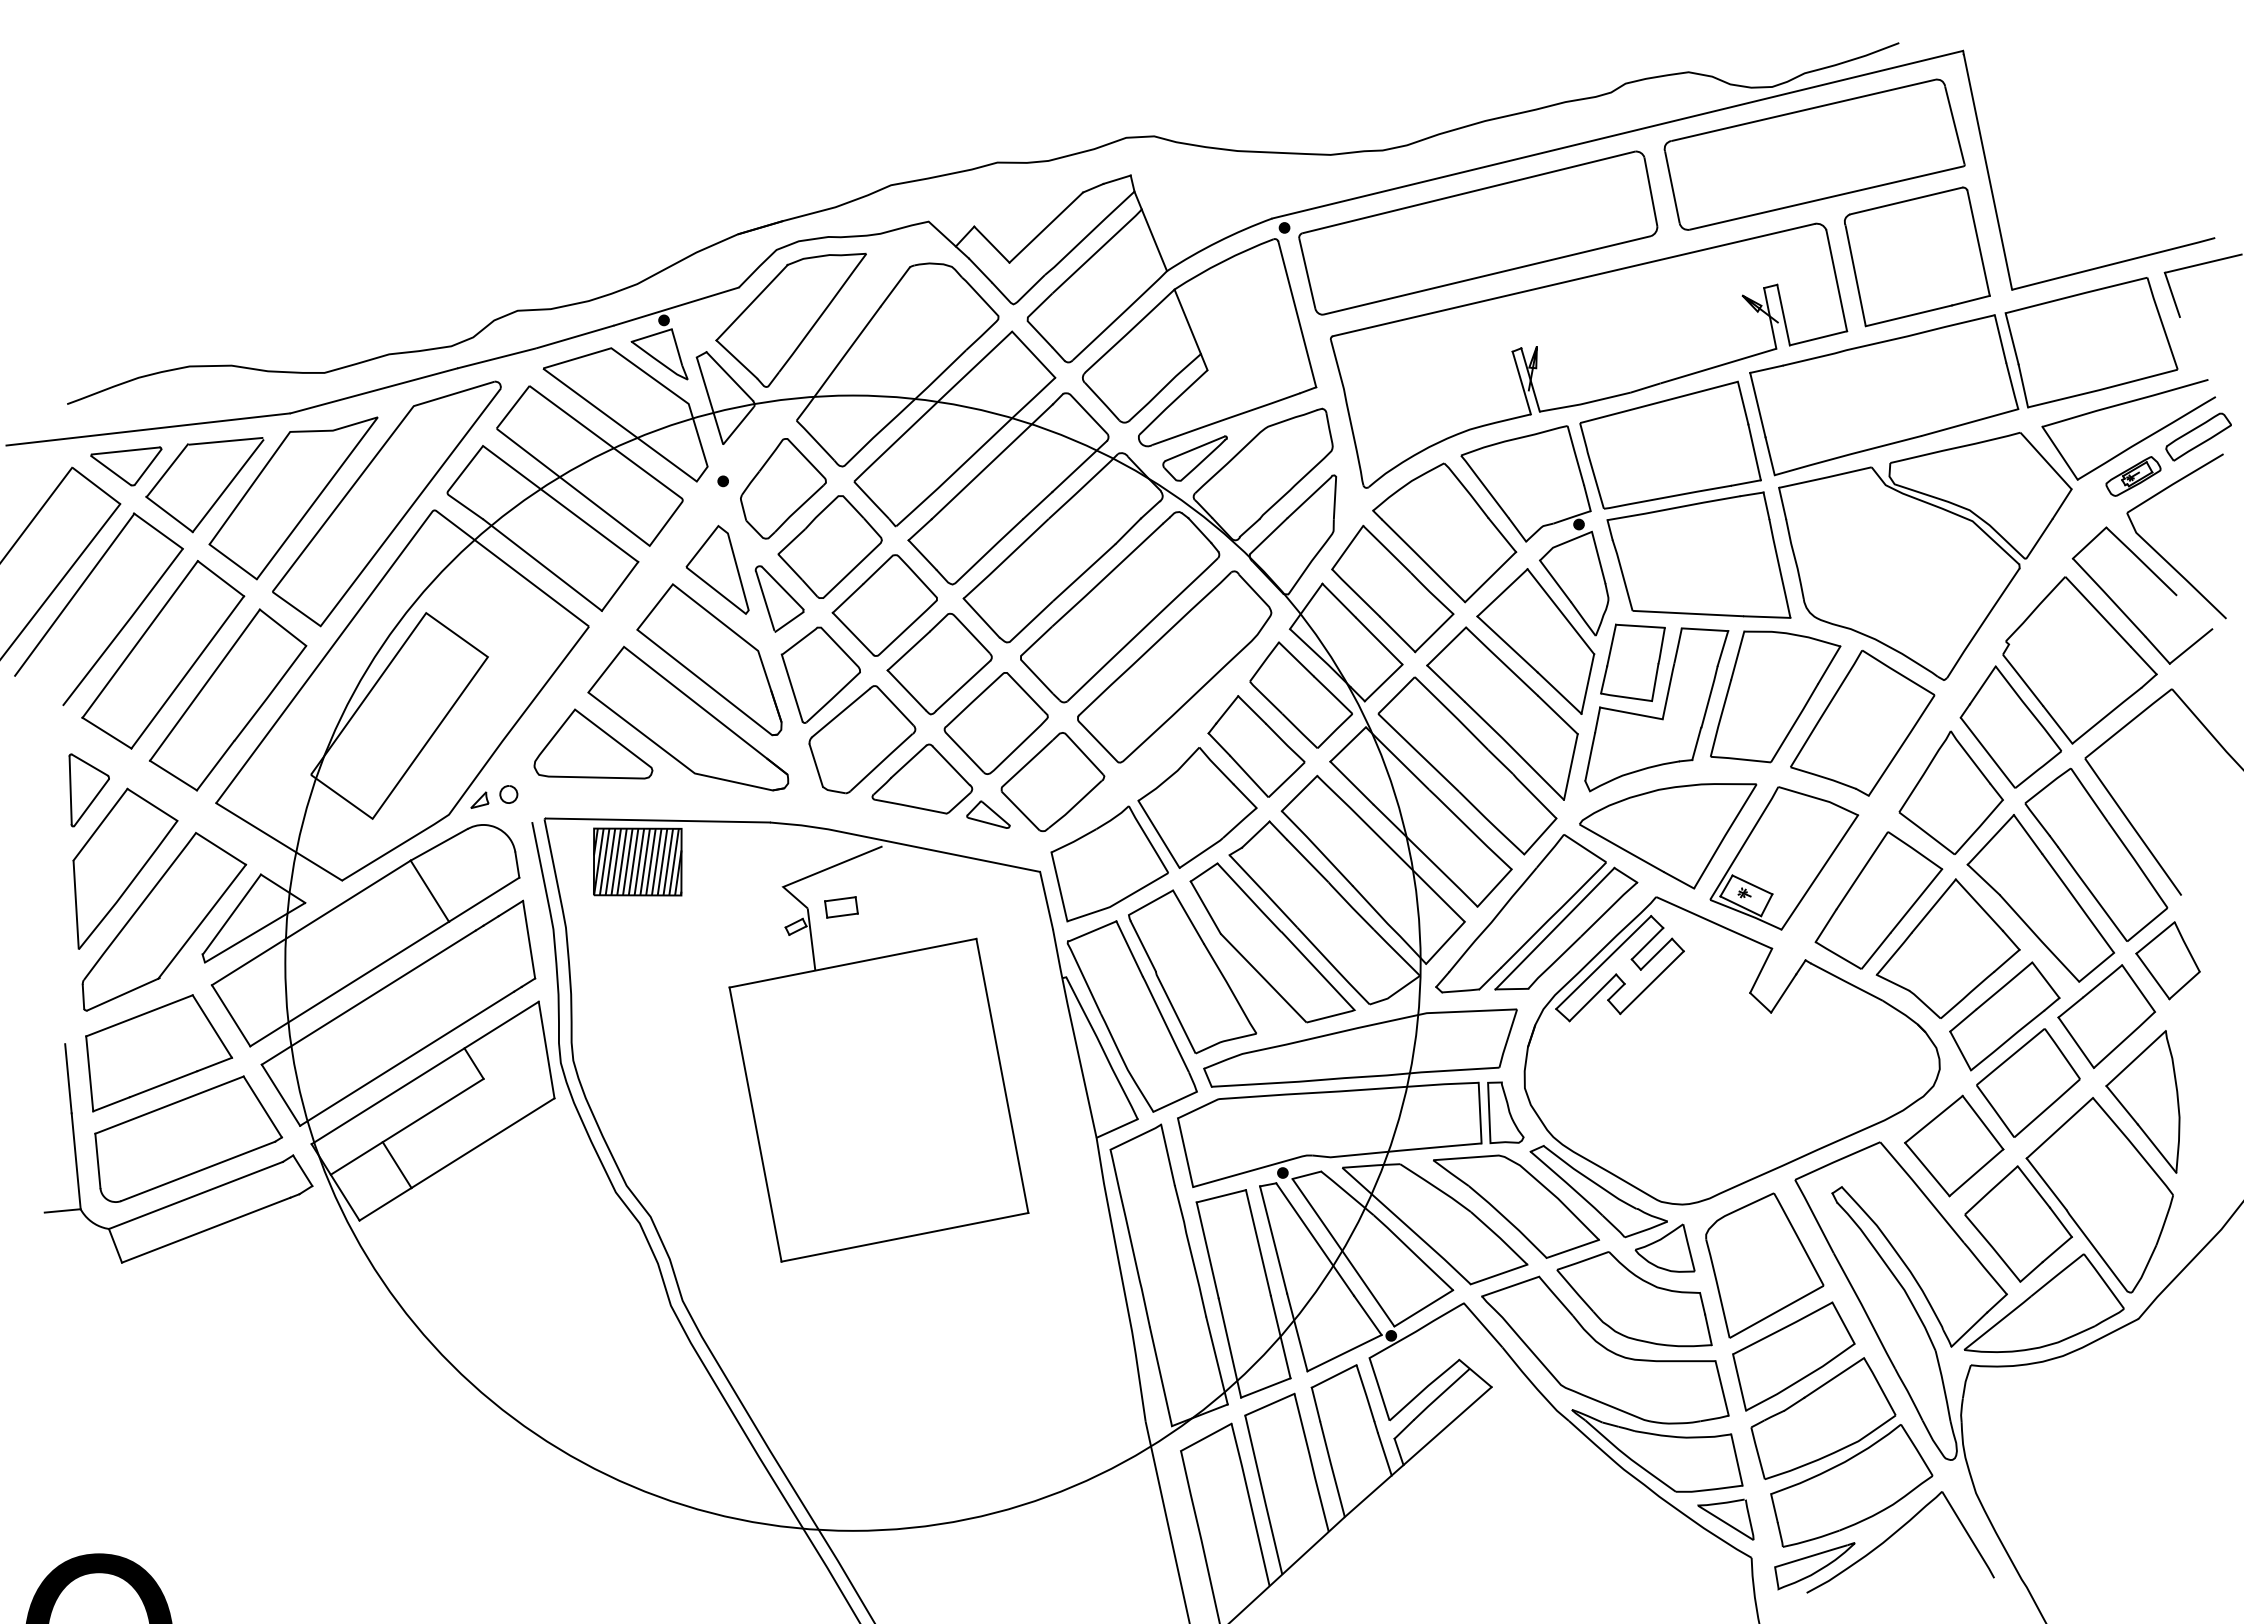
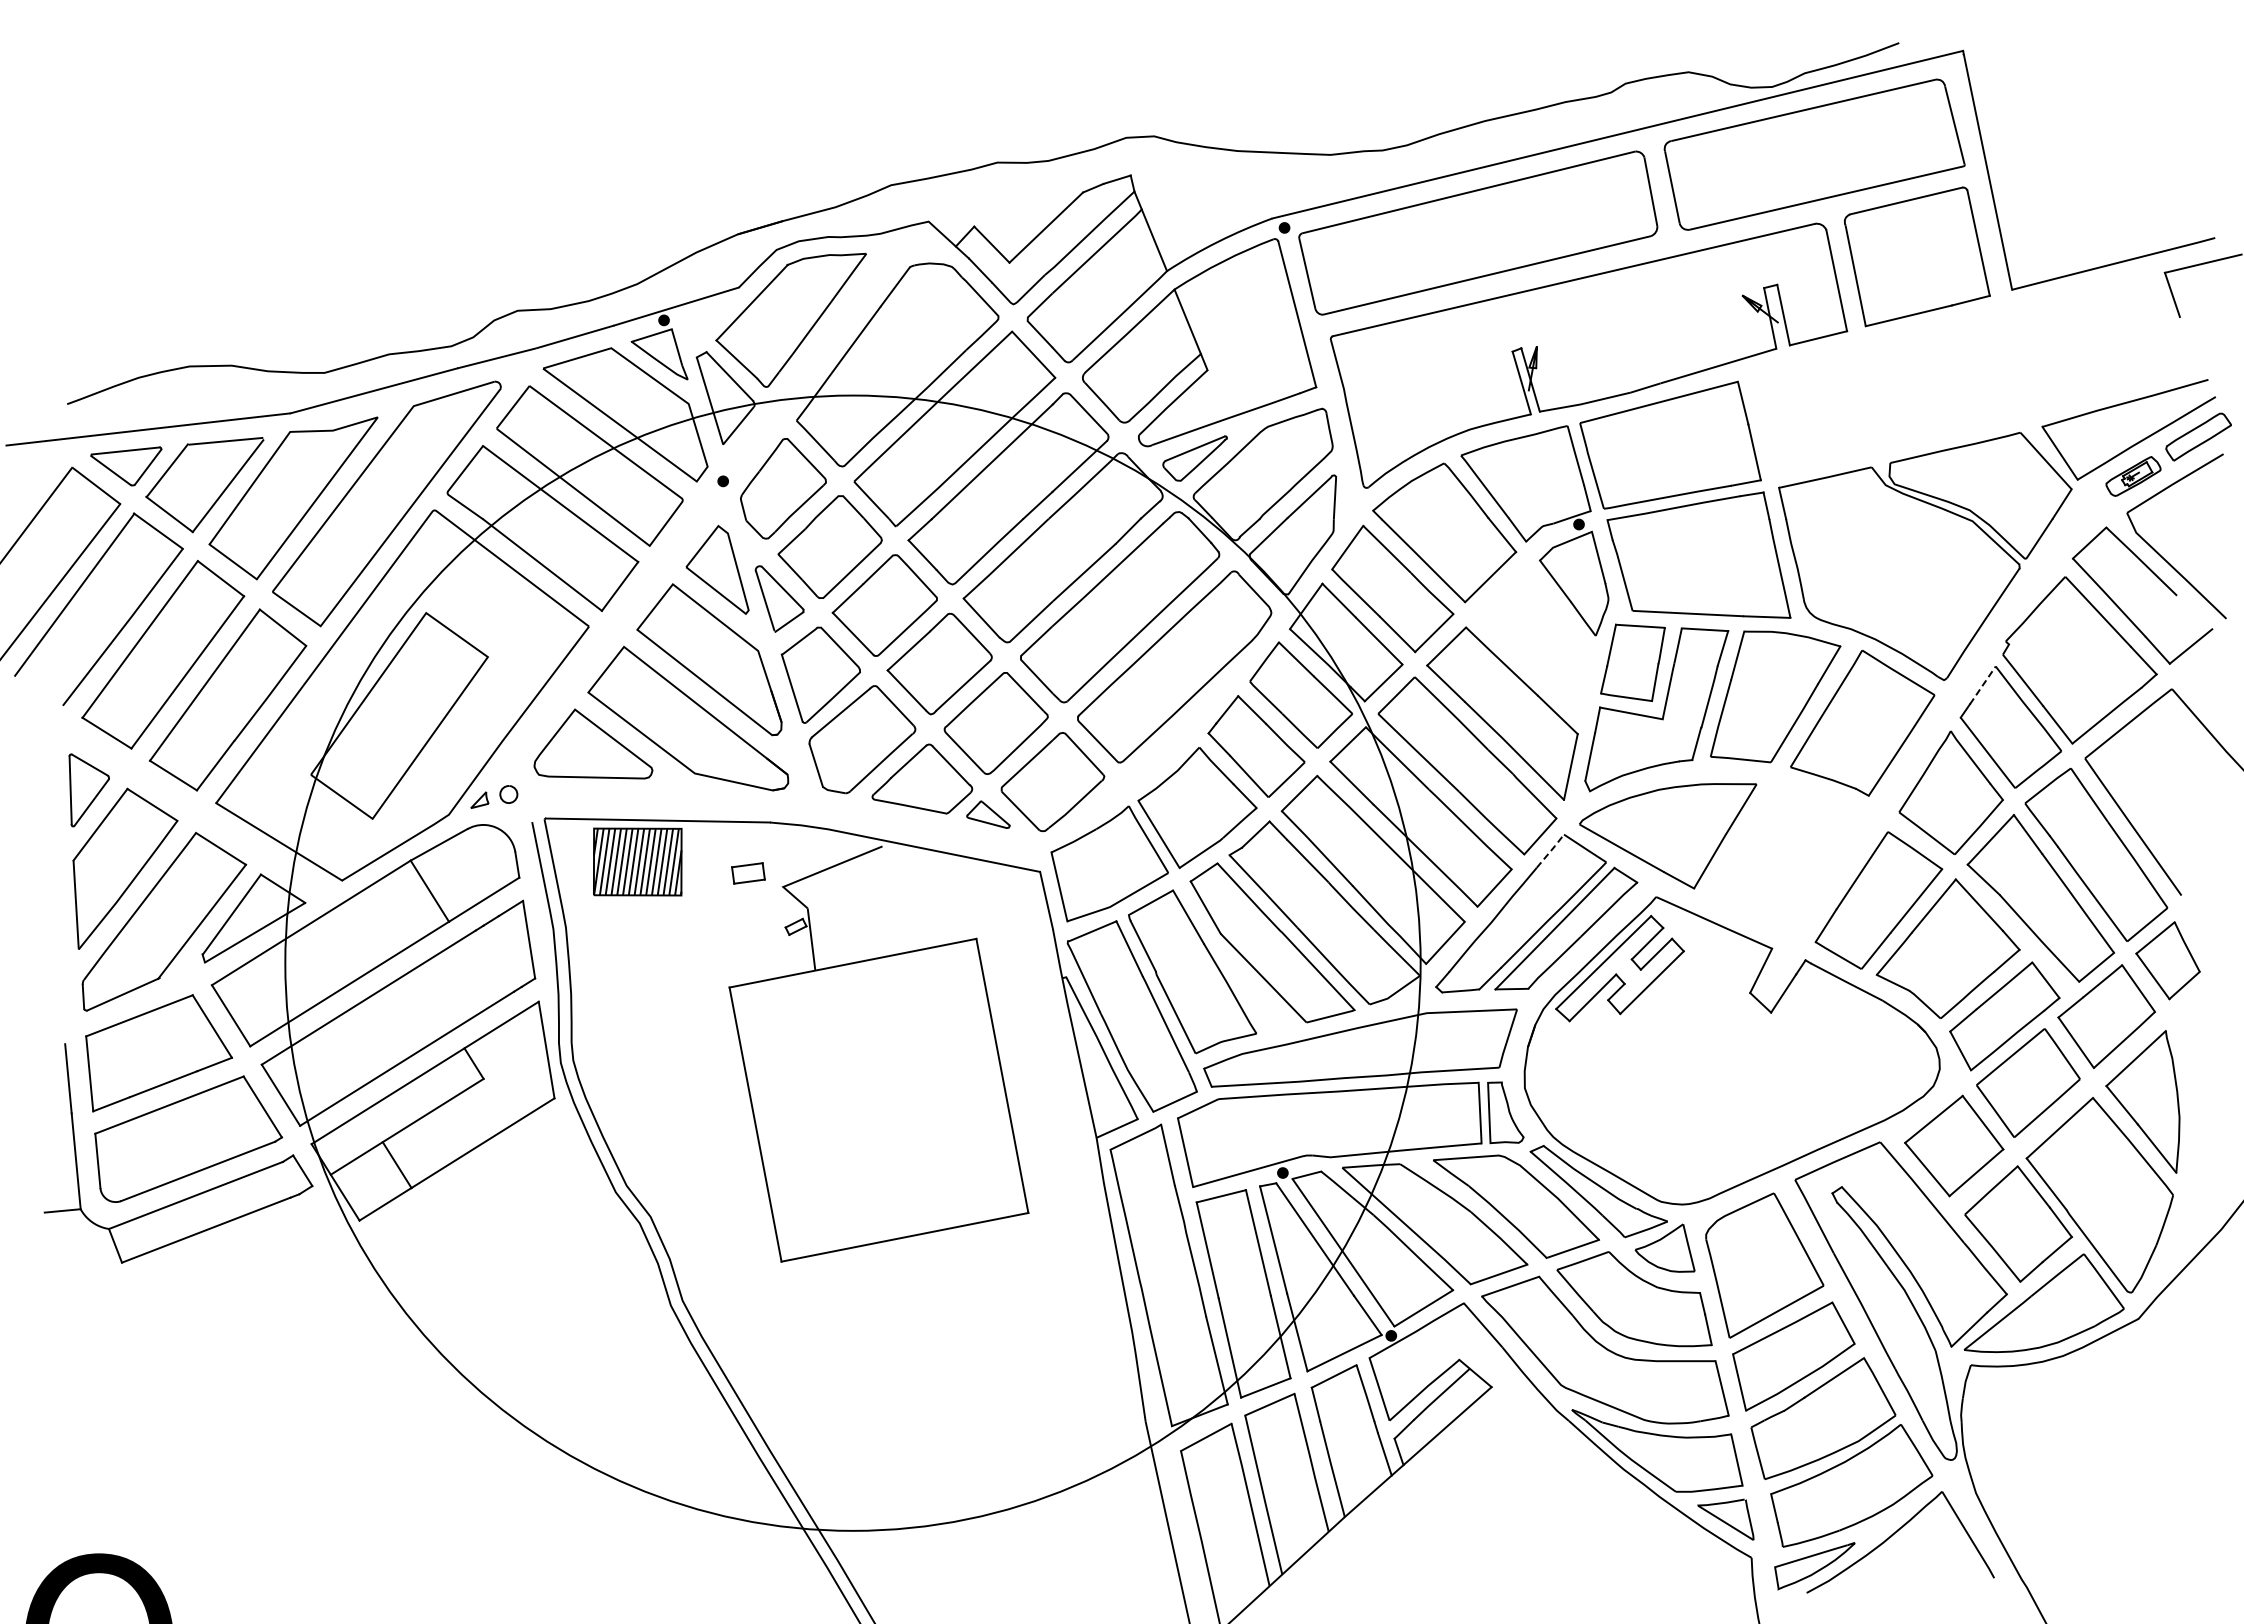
part: present -> none (1963, 376)
part: present -> none (1535, 641)
line: solid -> dashed (1982, 685)
line: solid -> dashed (1551, 850)
part: present -> none (1784, 858)
part position: (841, 907) -> (748, 873) (748, 873)
